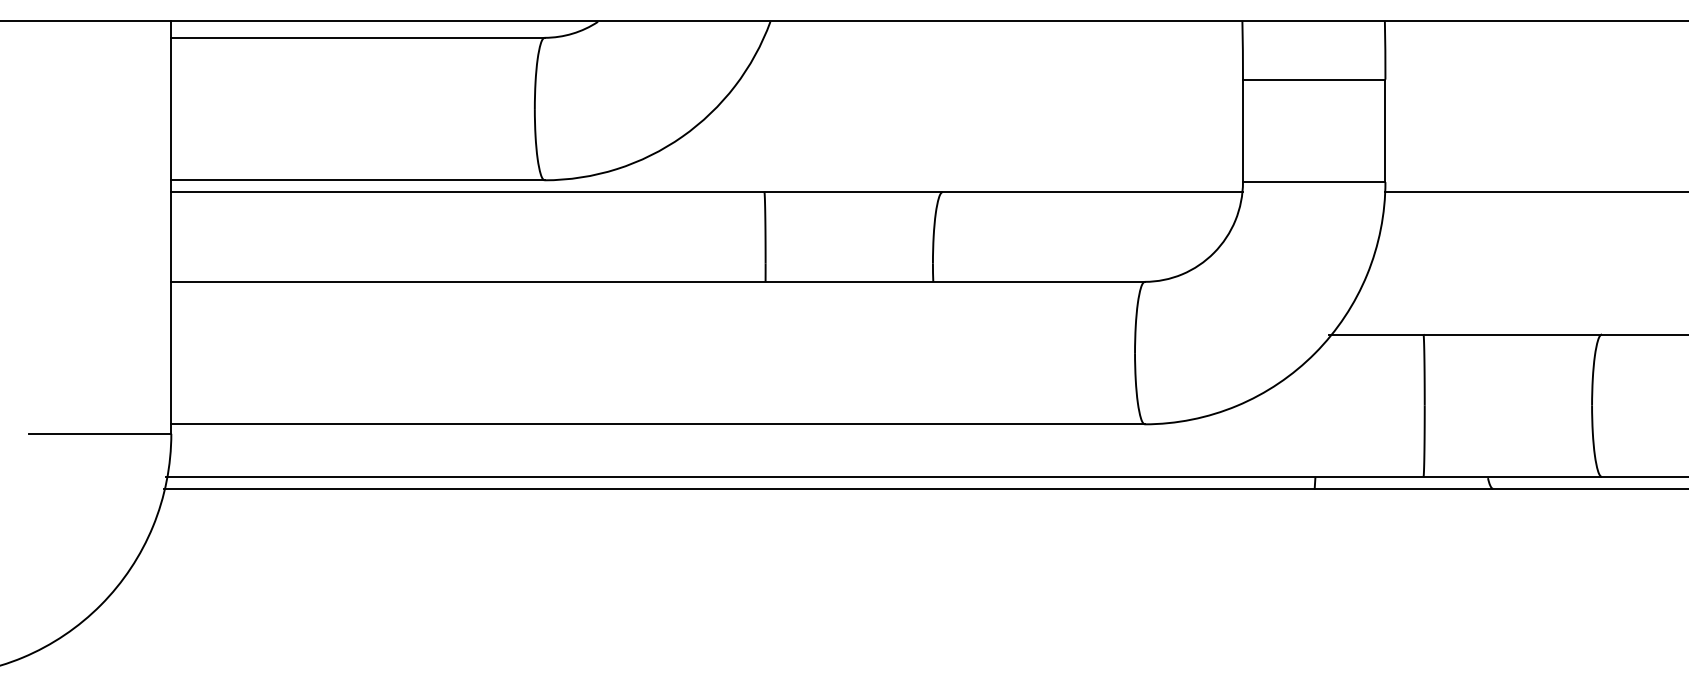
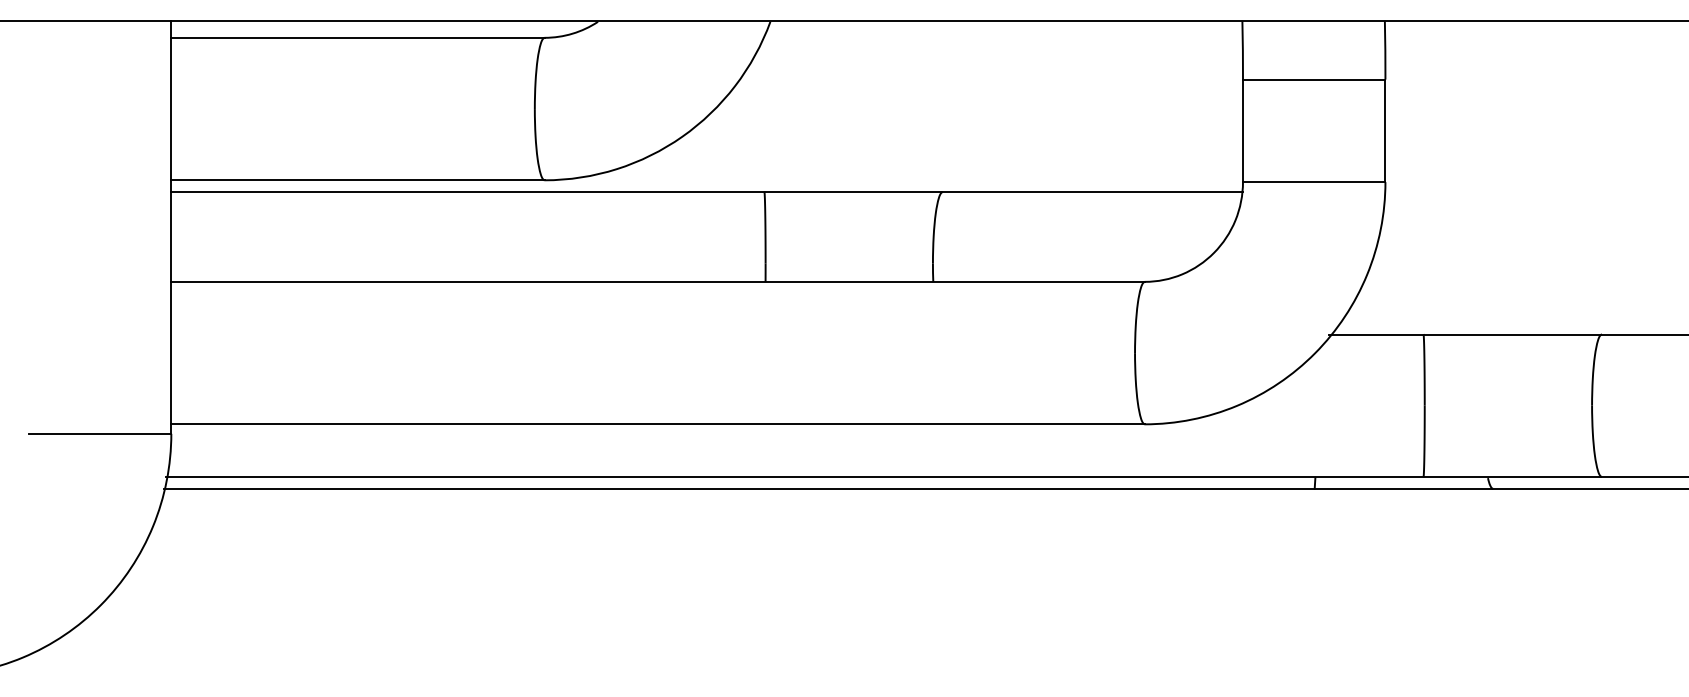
line: present -> none (1535, 192)
